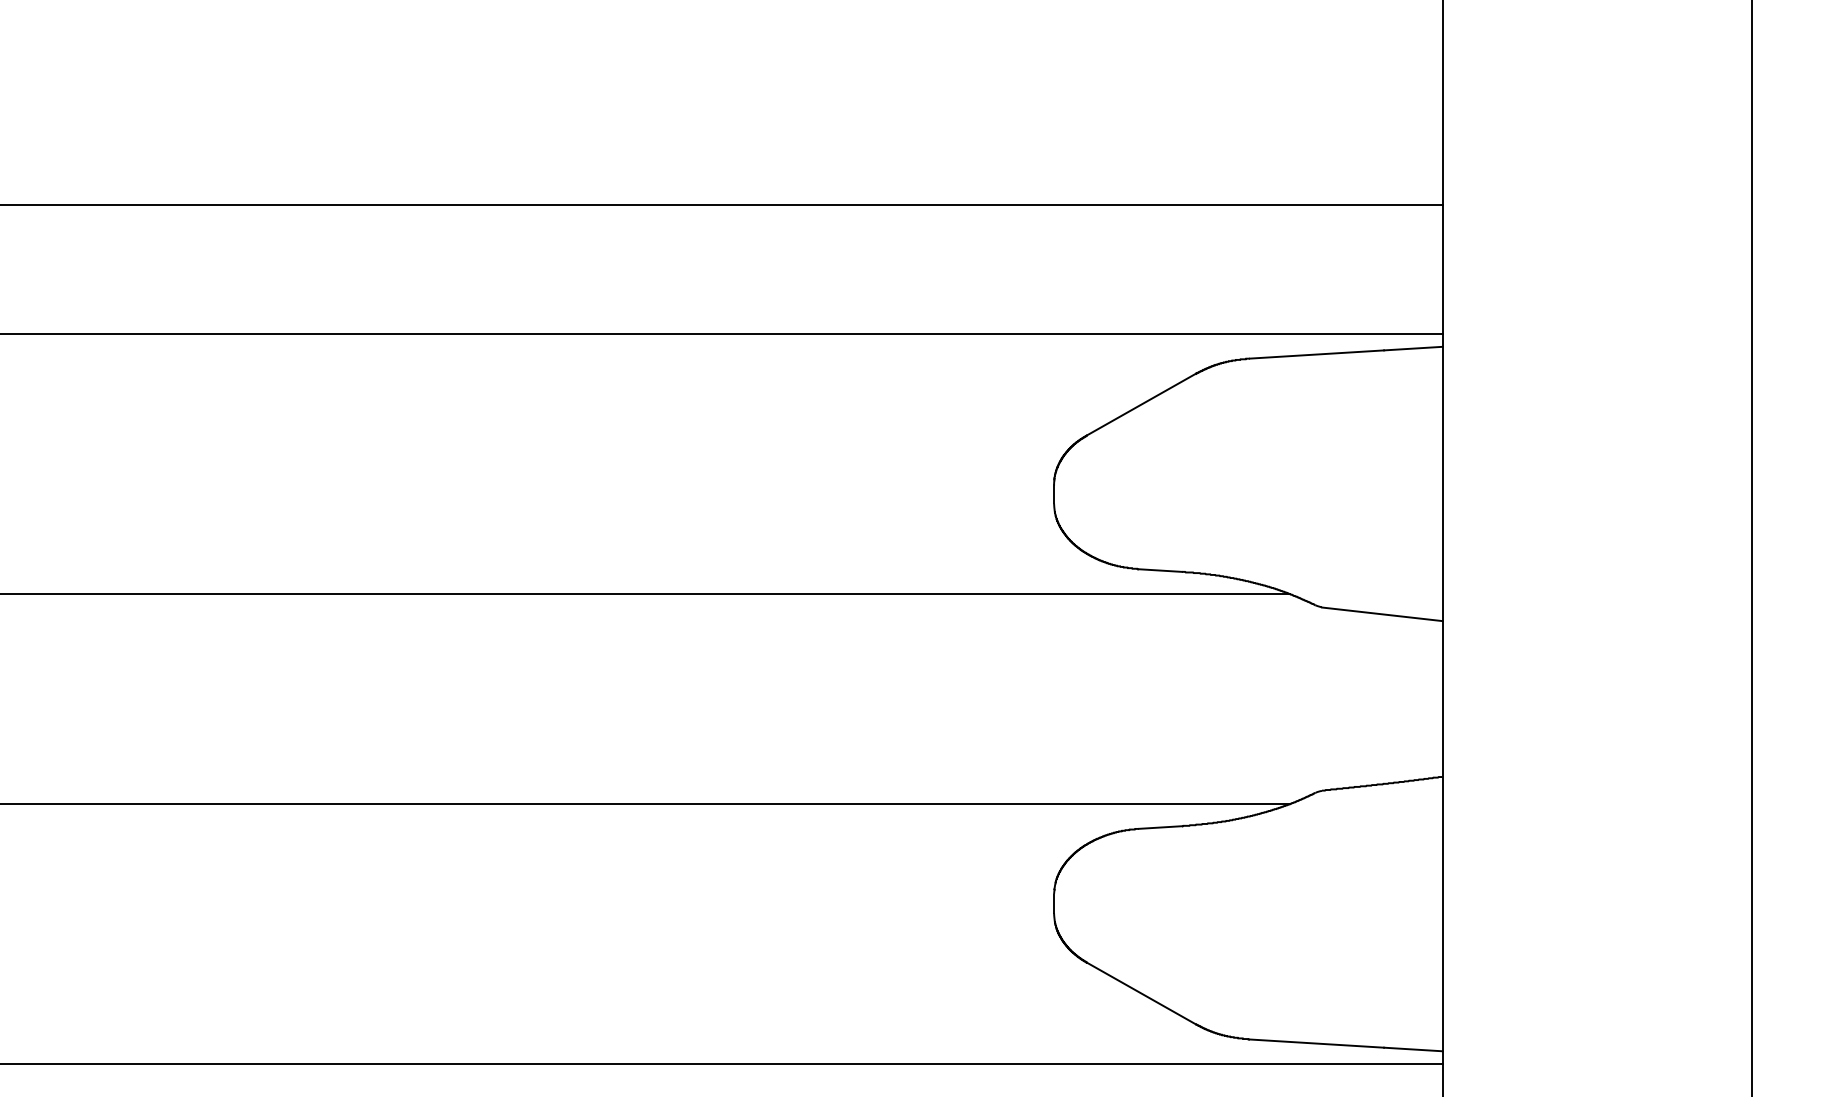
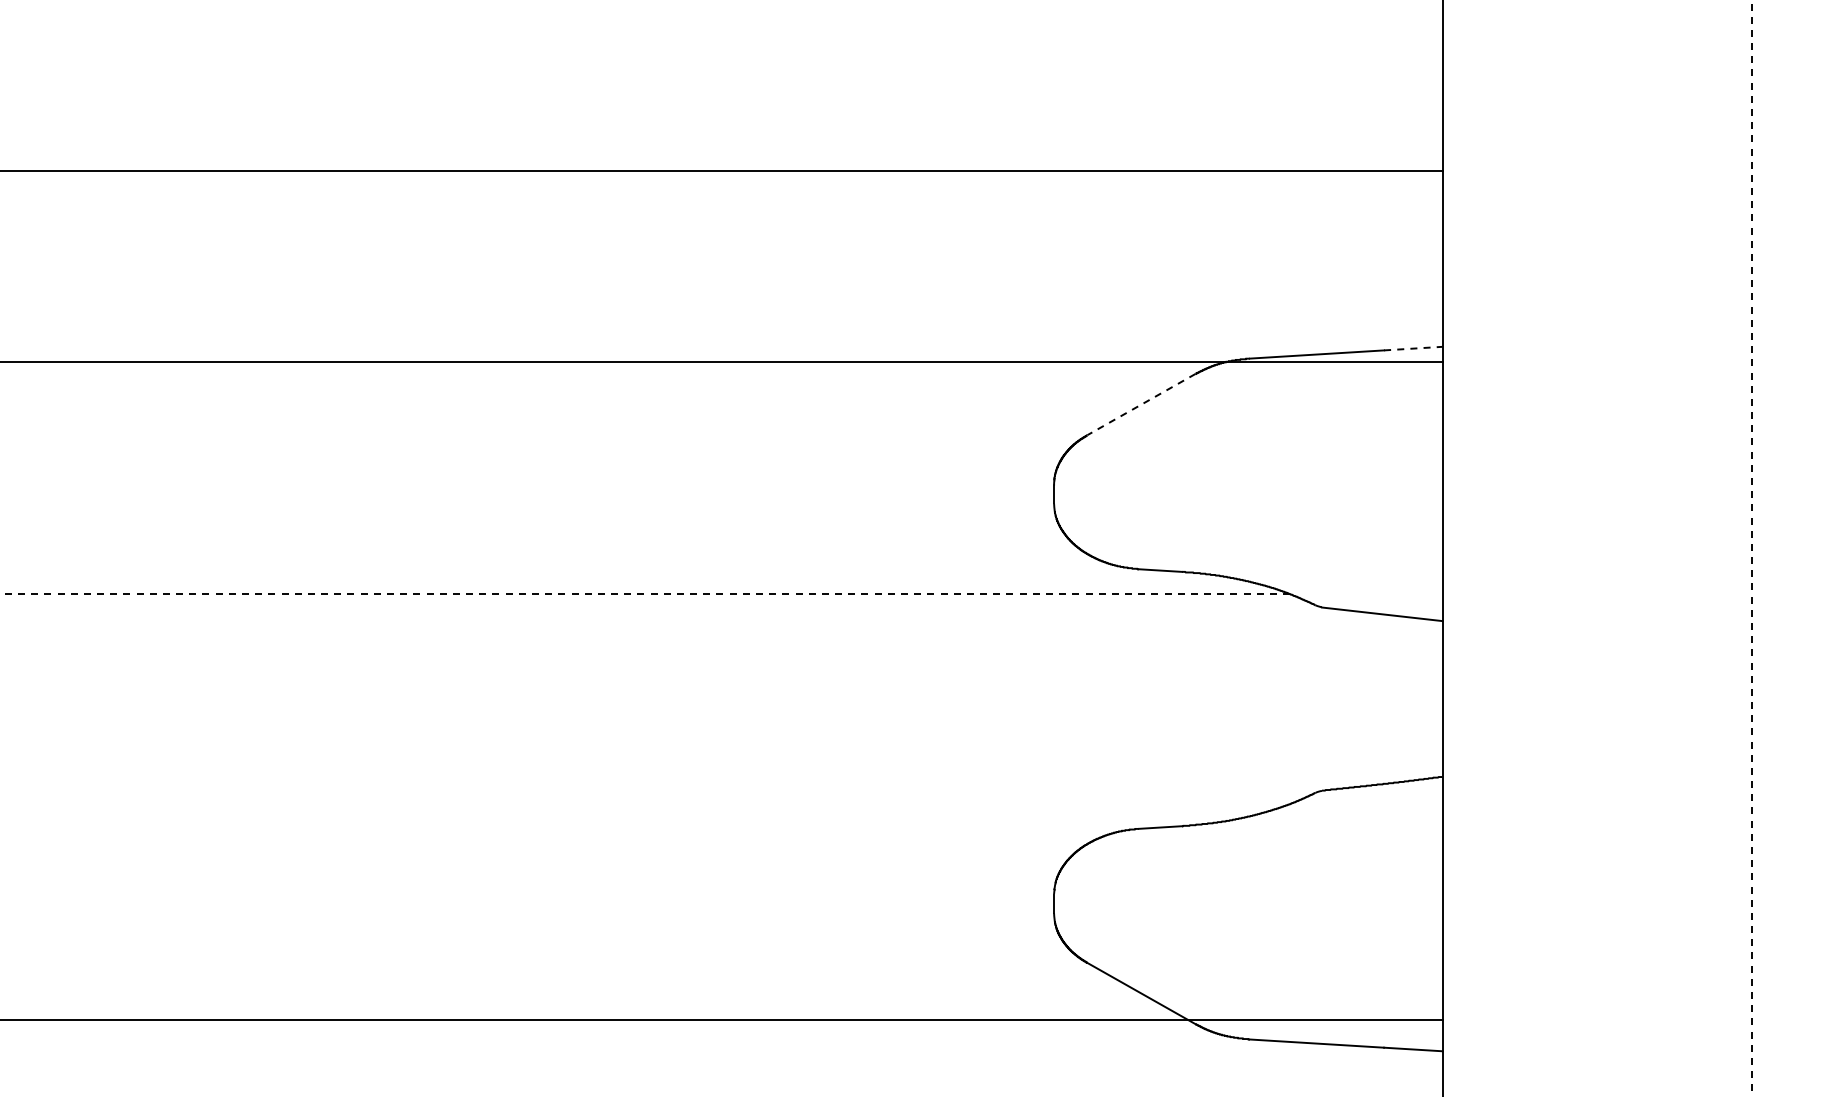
line position: (722, 204) -> (722, 170) (722, 170)
line position: (722, 334) -> (722, 362) (722, 362)
line: solid -> dashed (1413, 348)
line: solid -> dashed (1141, 404)
line: solid -> dashed (1751, 548)
line: solid -> dashed (645, 594)
line: present -> none (645, 804)
line position: (722, 1063) -> (722, 1019) (722, 1019)
